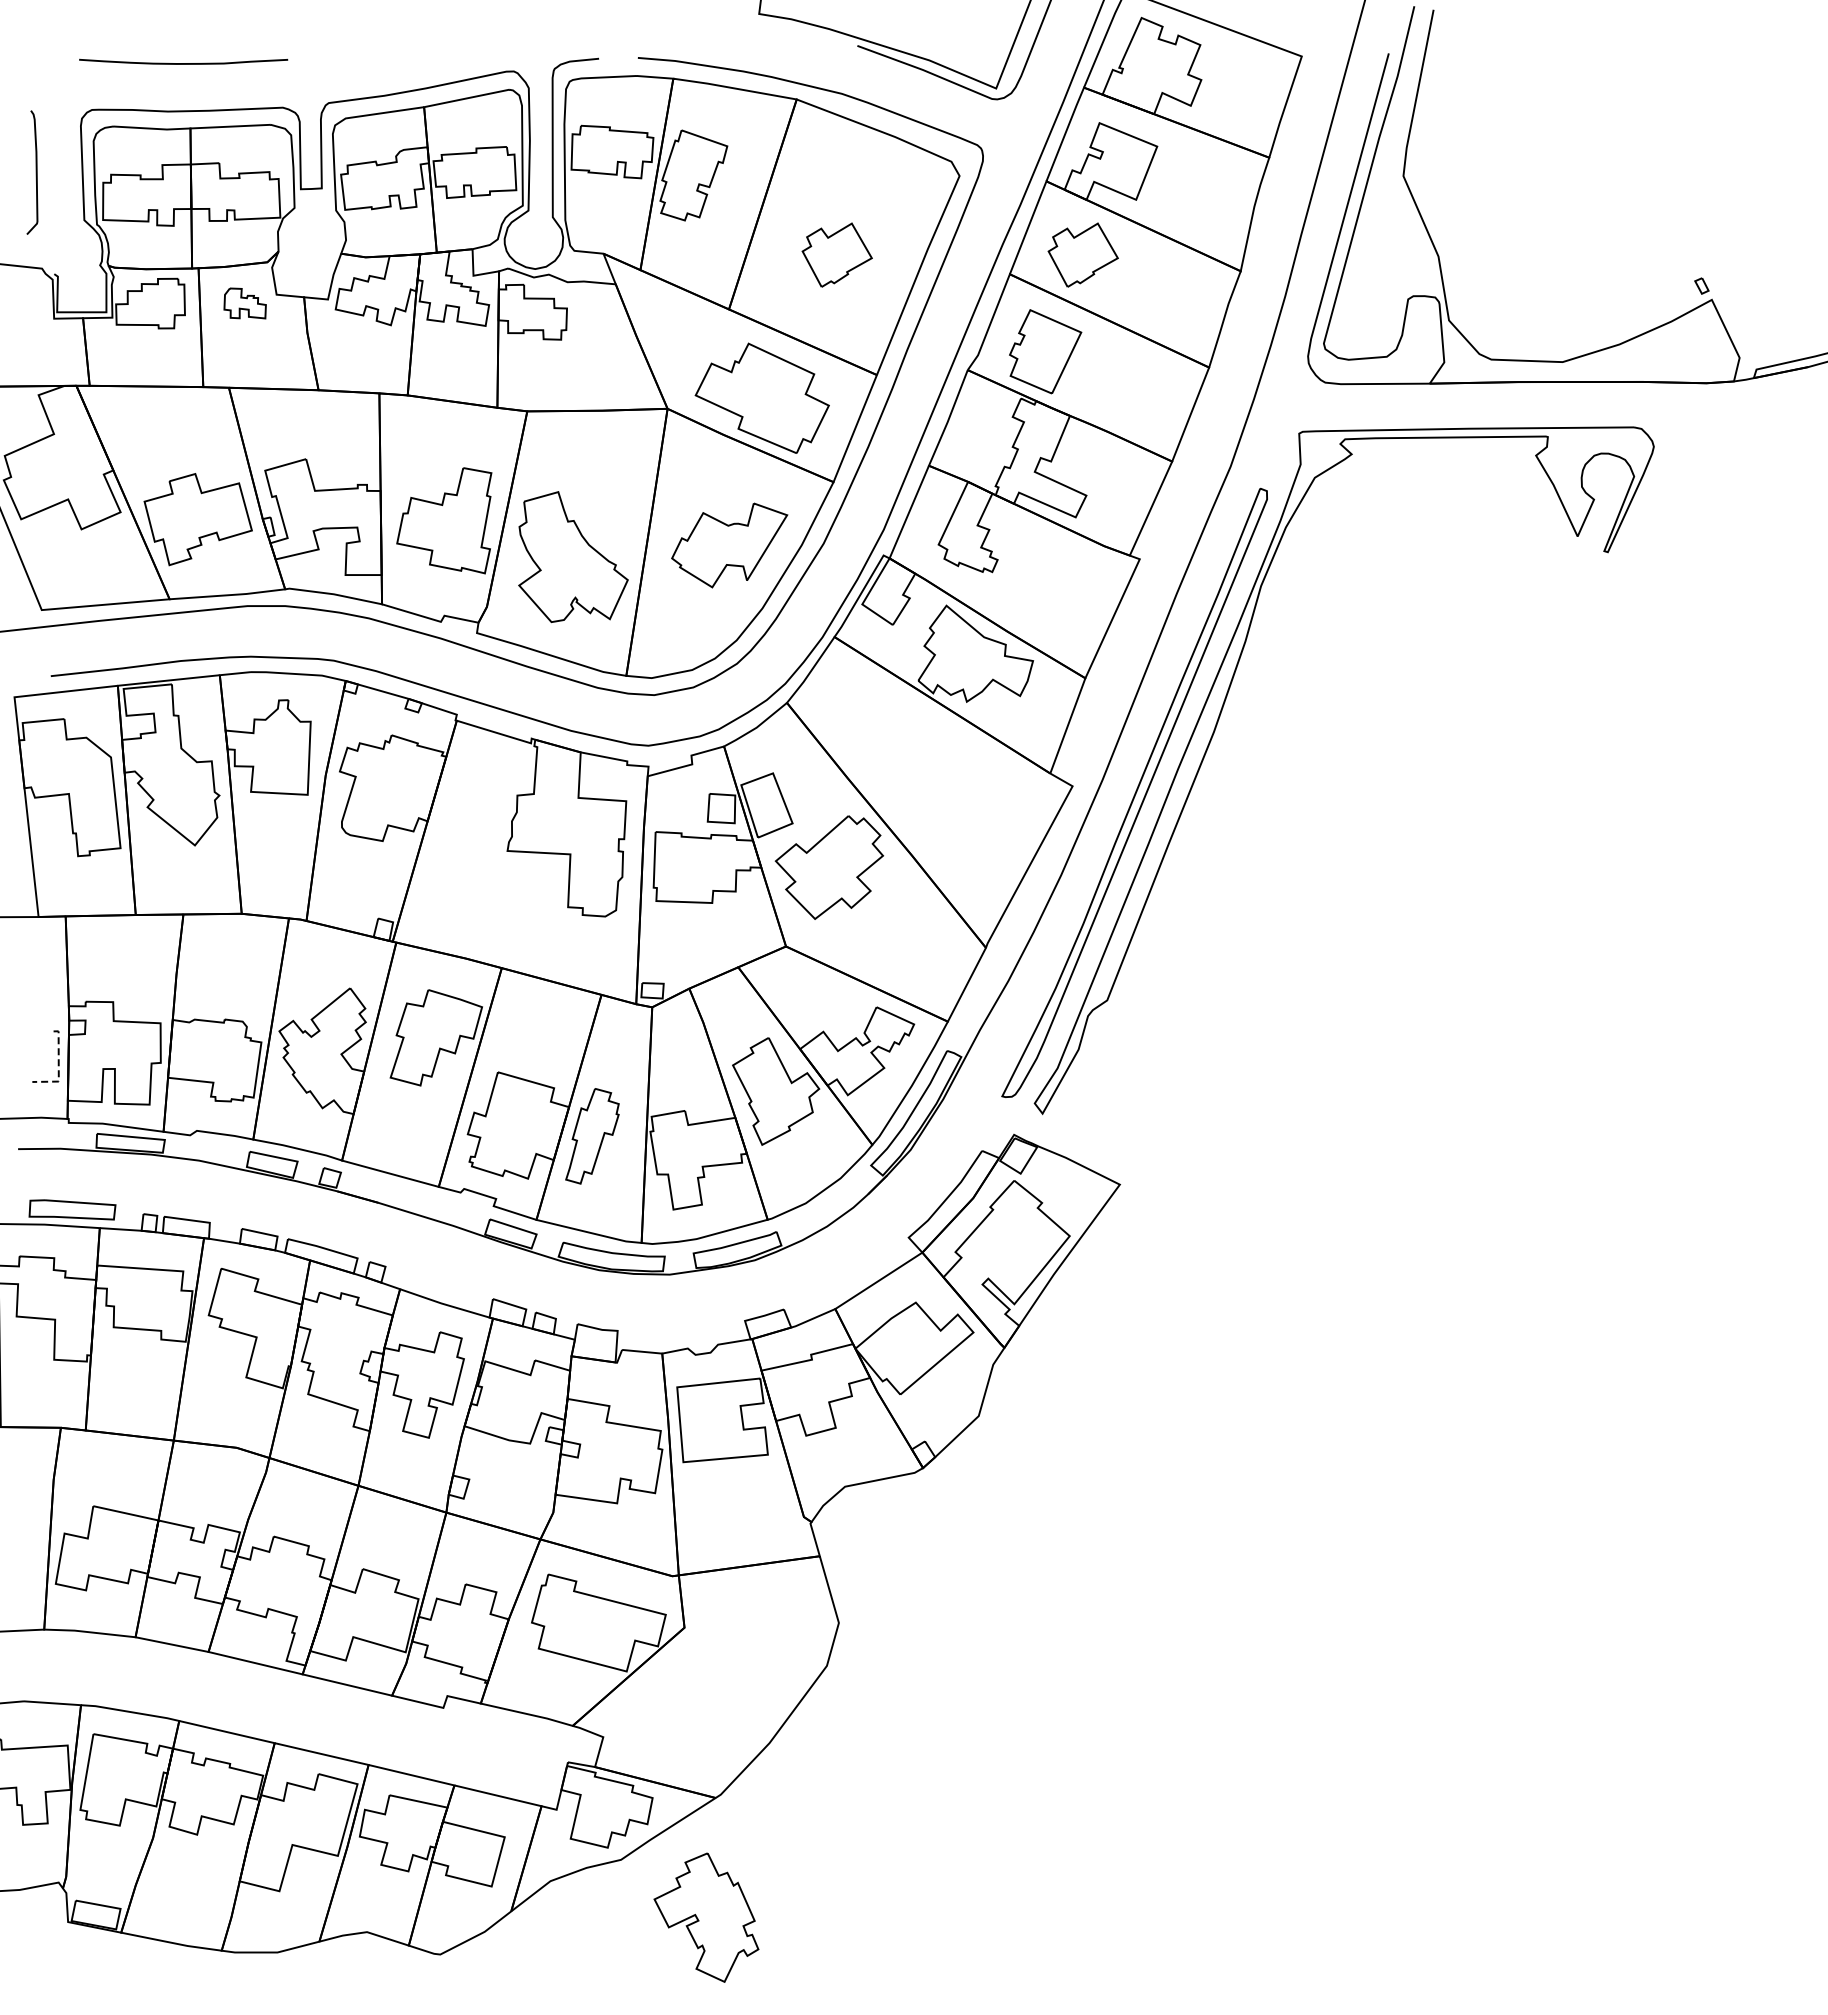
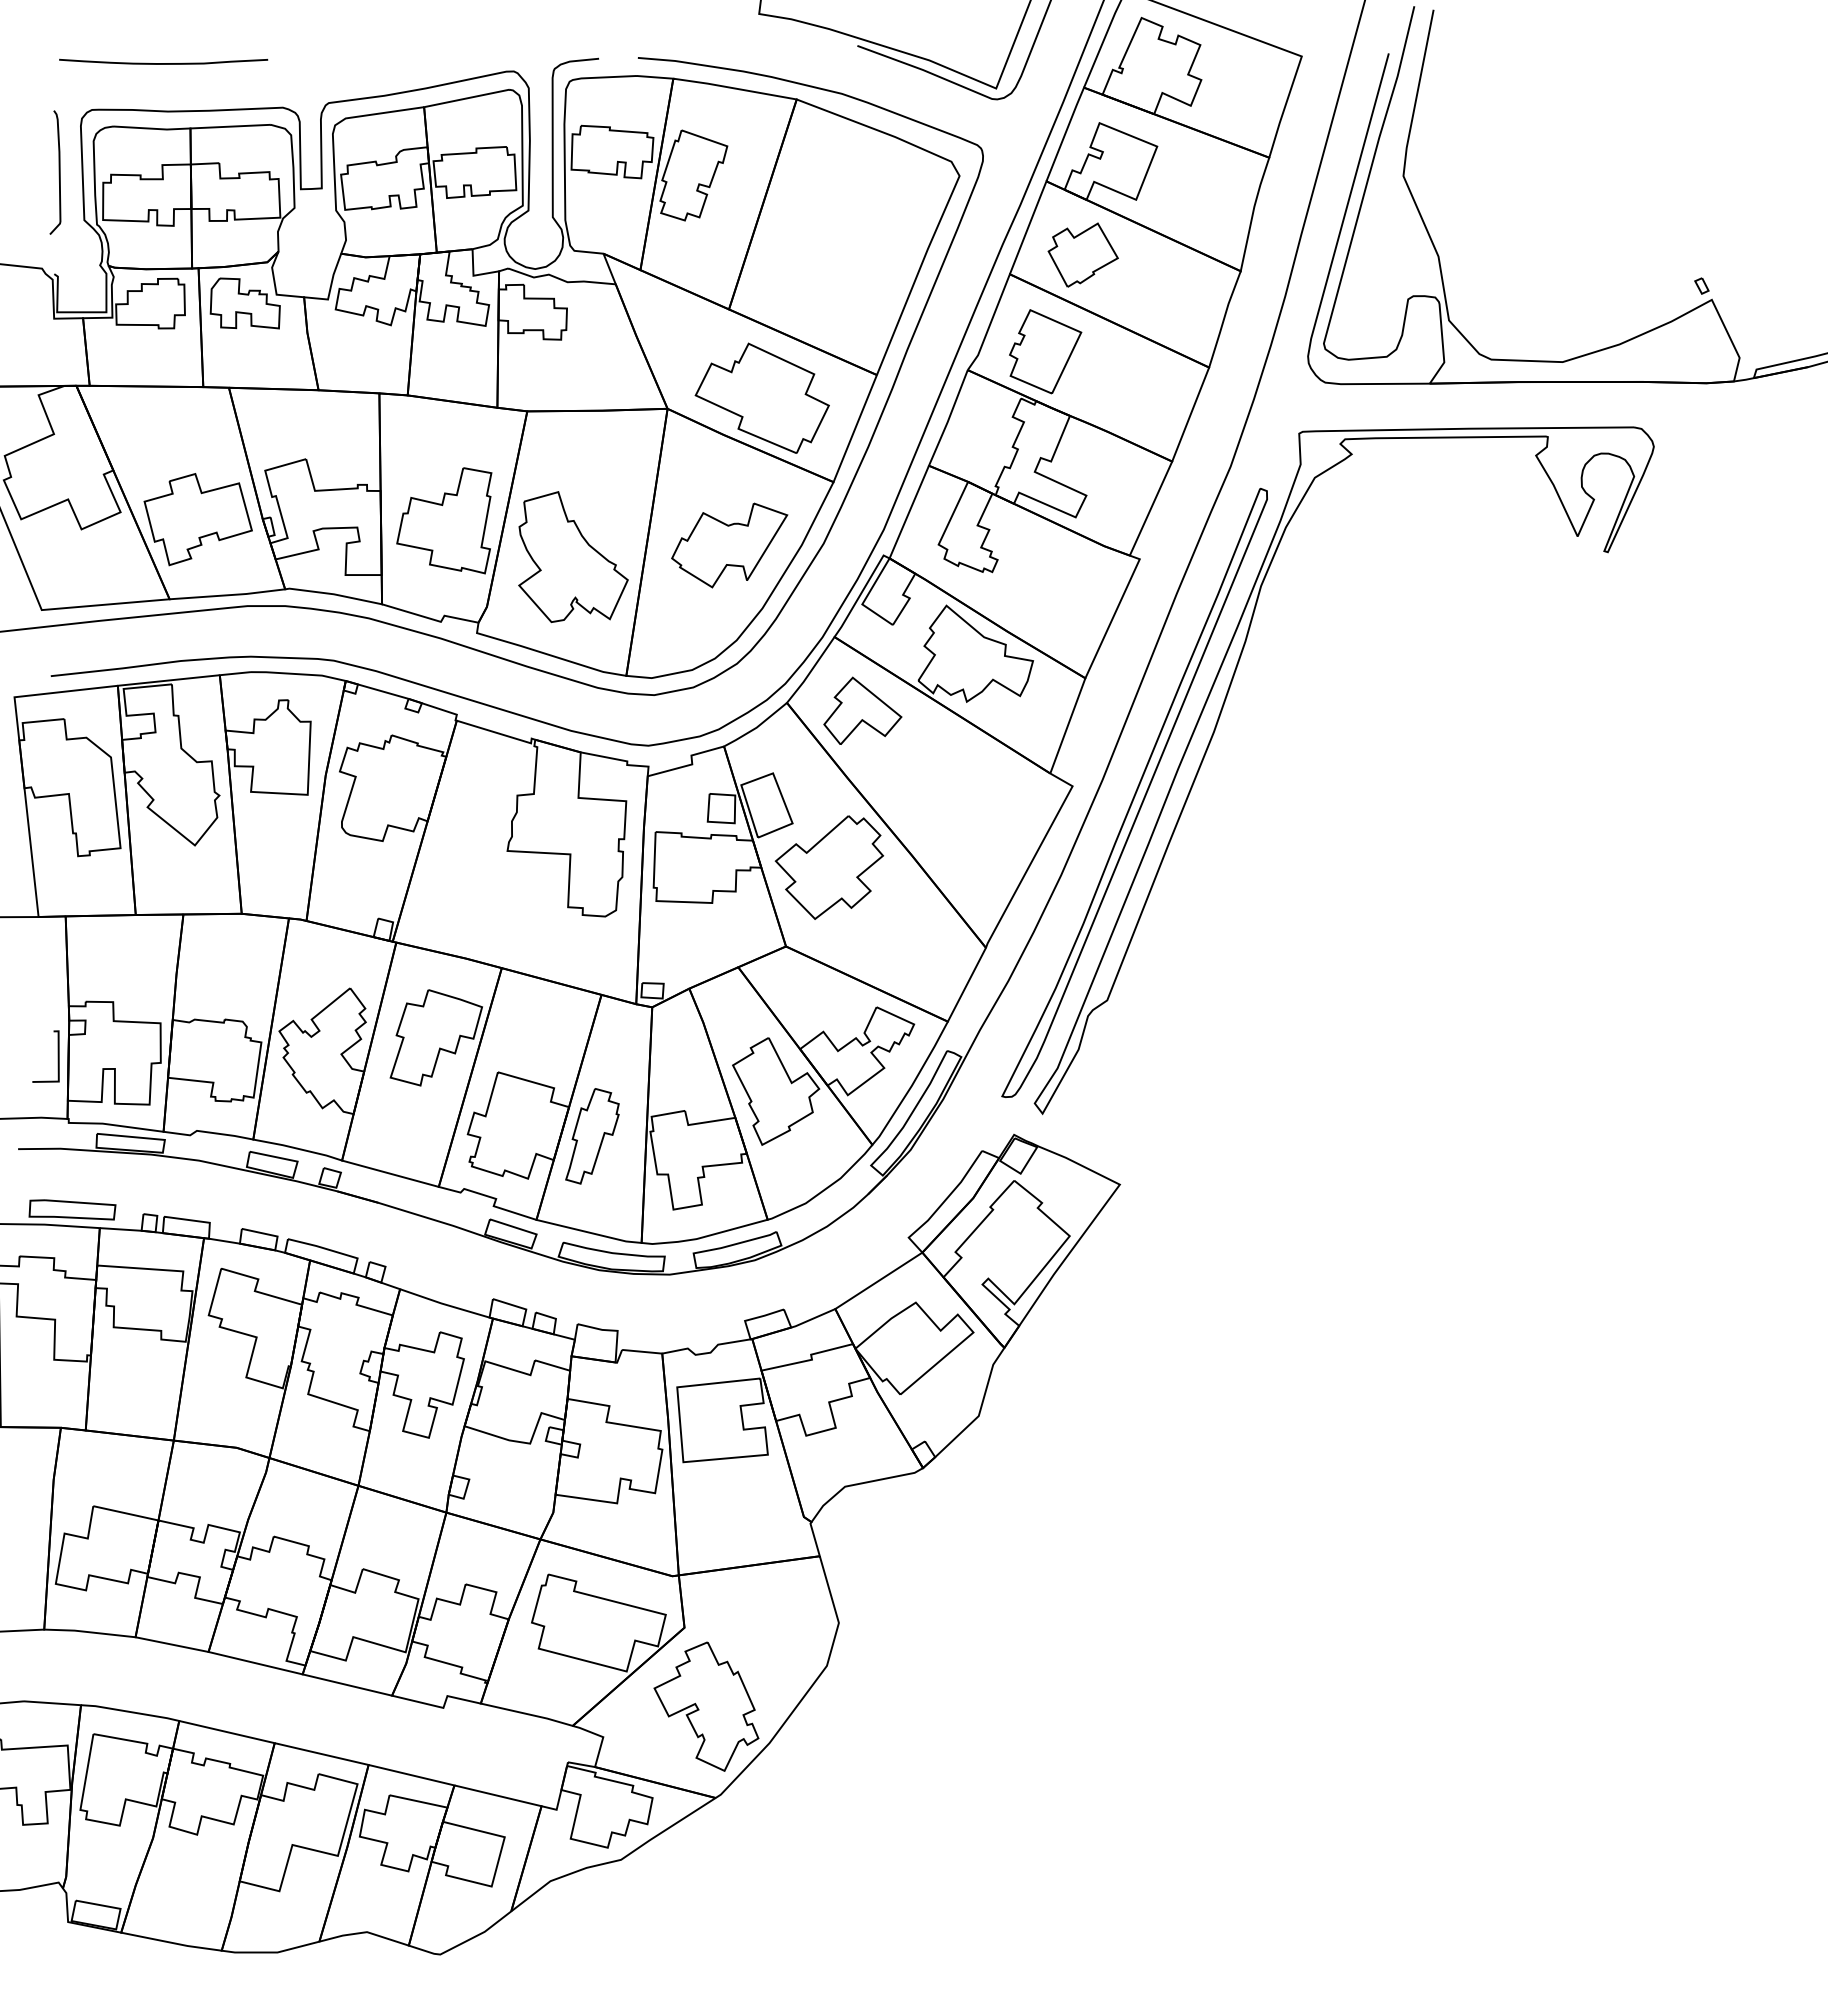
curve position: (183, 63) -> (163, 63) (163, 63)
curve position: (35, 172) -> (58, 172) (58, 172)
part: present -> none (836, 254)
part size: 44x33 px -> 72x53 px (244, 303)
part: none -> present (862, 710)
line: dashed -> solid (58, 1066)
part position: (706, 1917) -> (706, 1706) (706, 1706)
